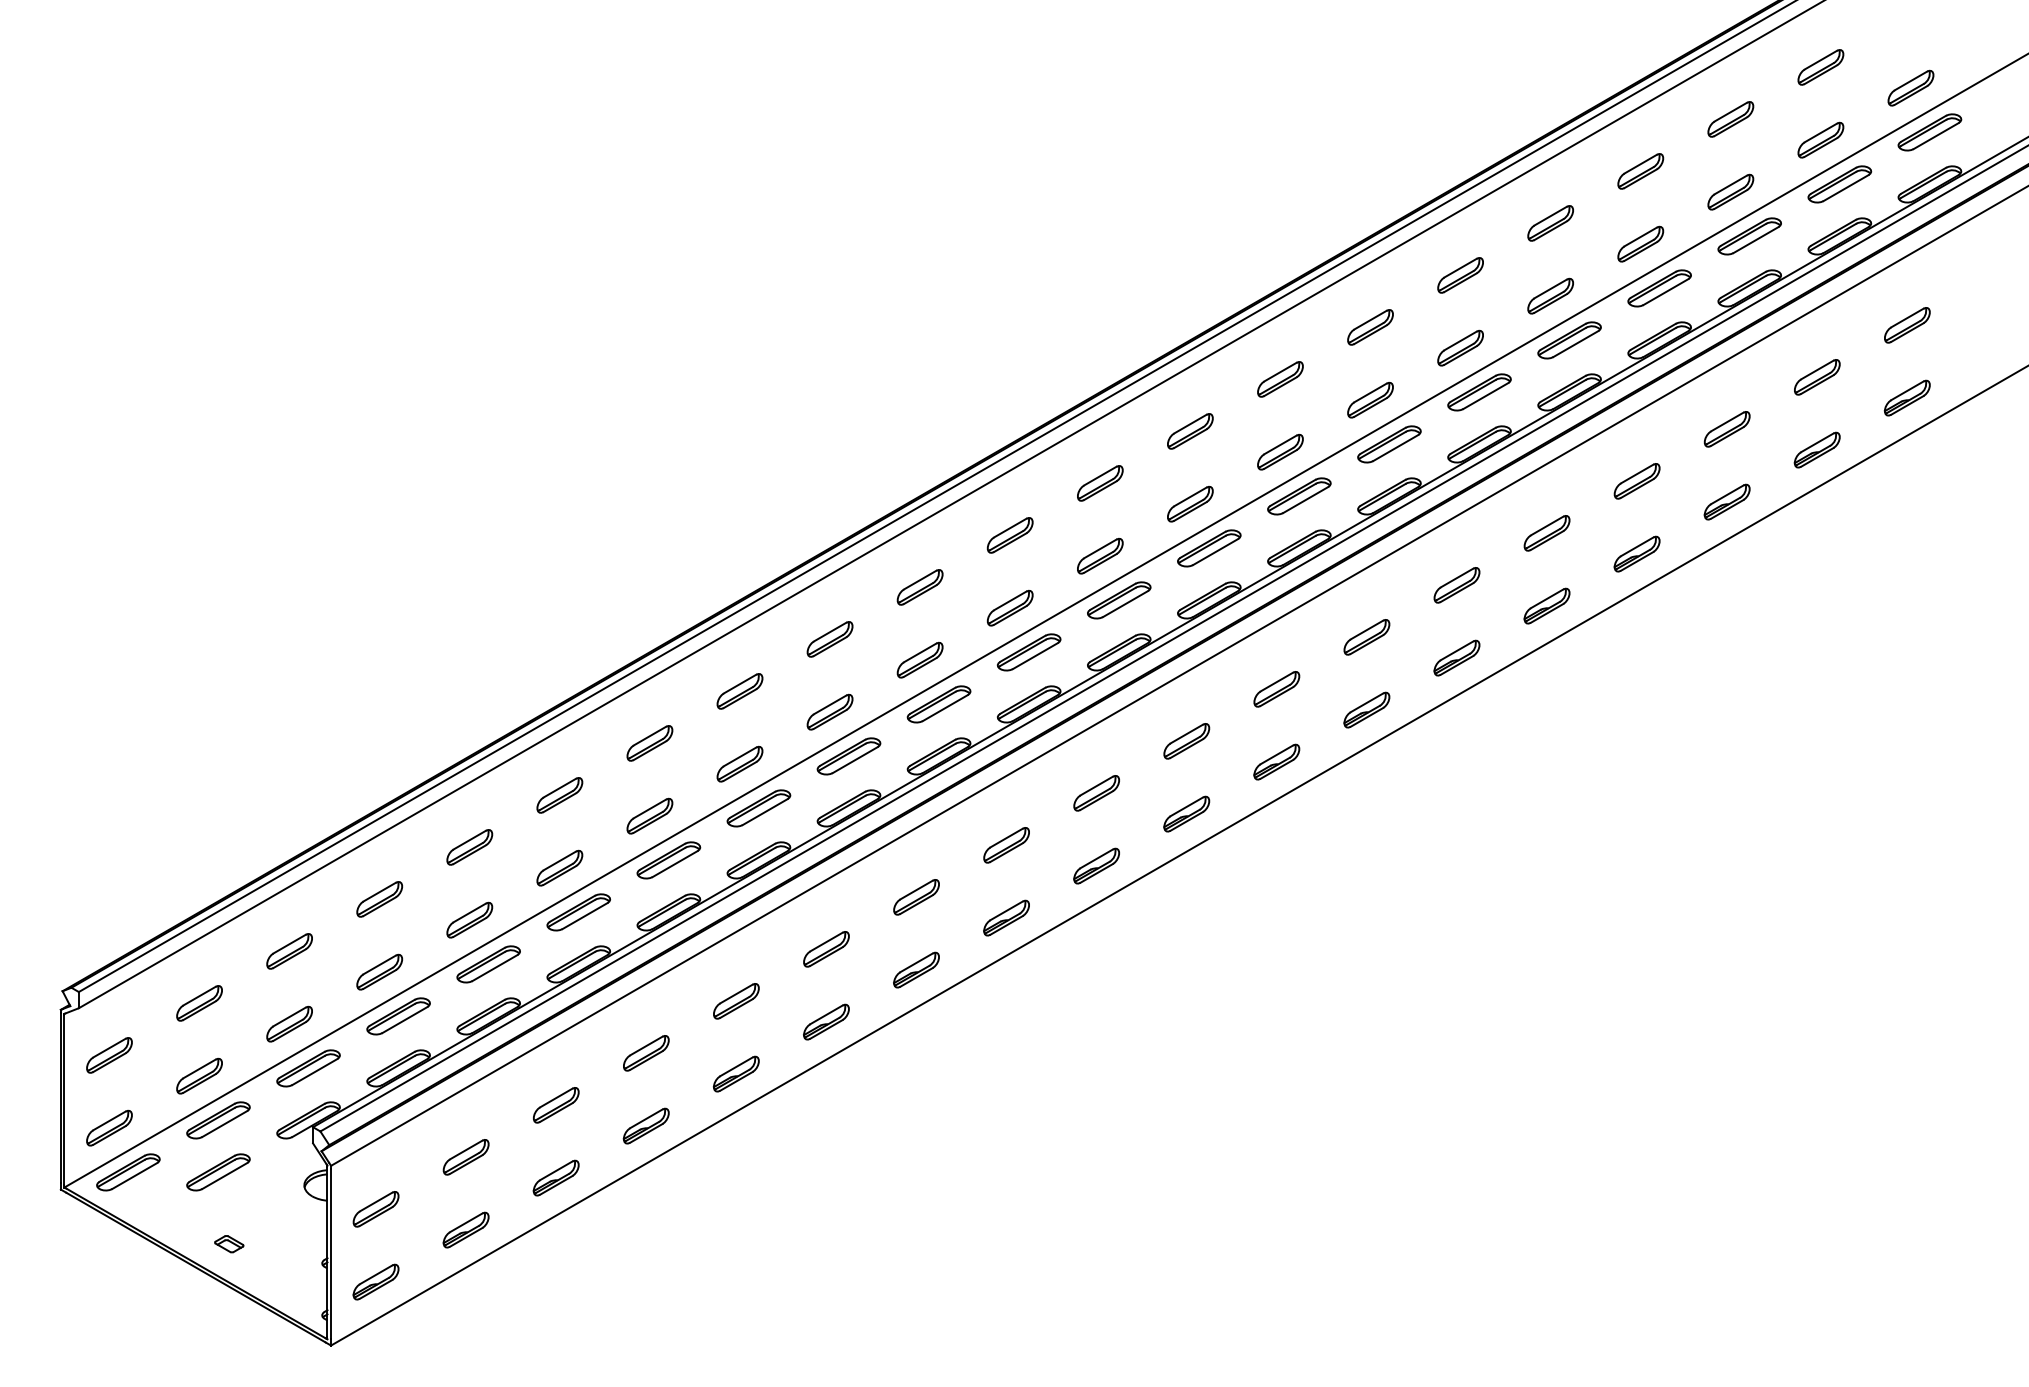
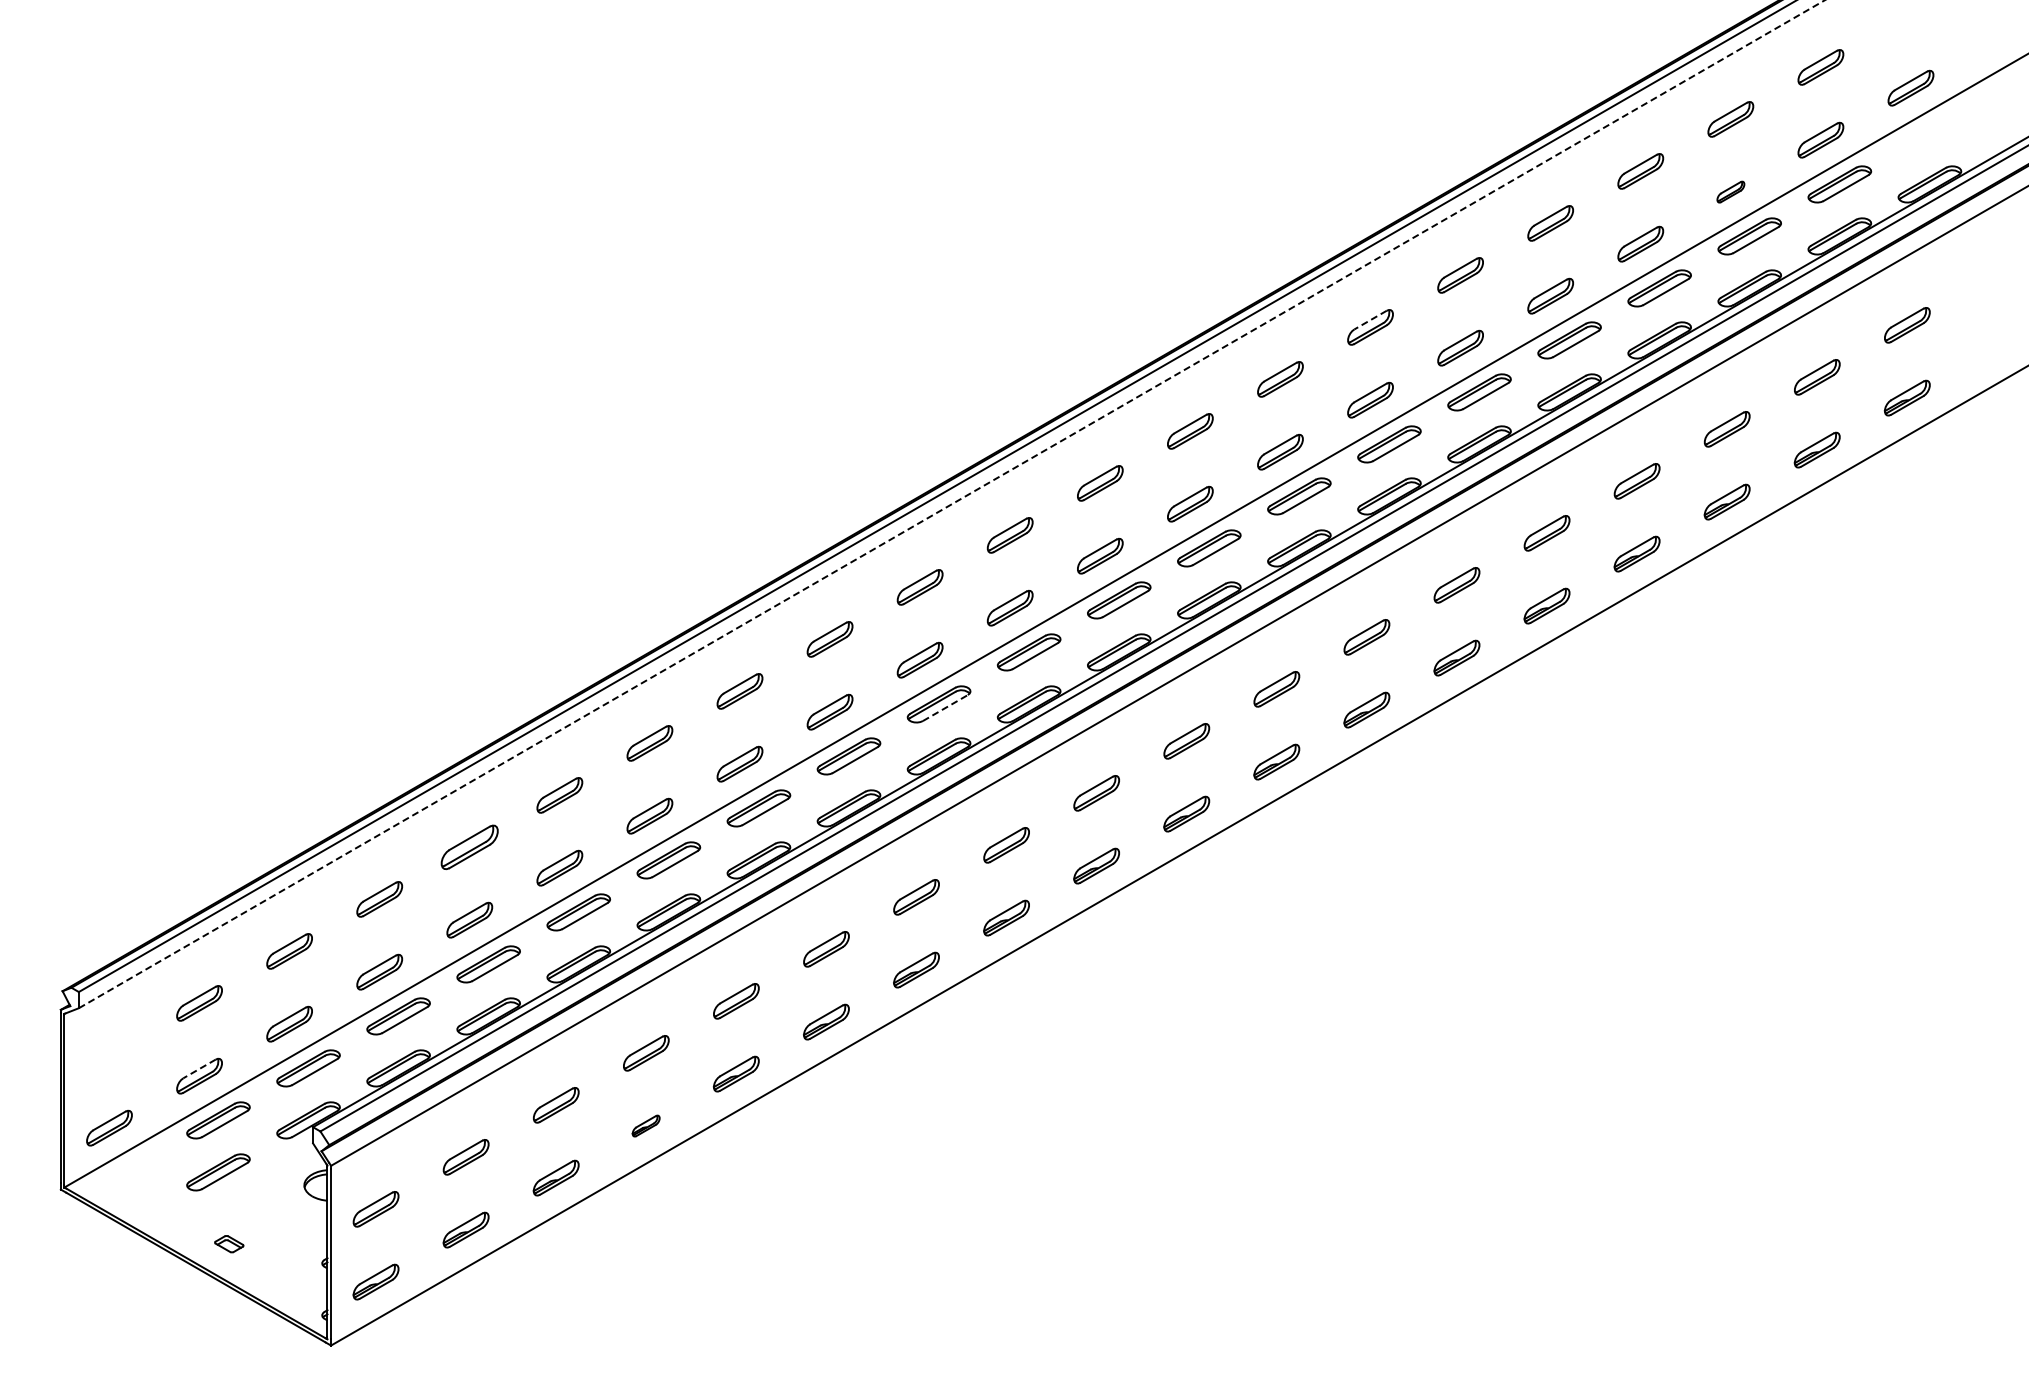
part: present -> none (1929, 132)
part size: 48x38 px -> 30x24 px (1730, 191)
line: solid -> dashed (1370, 320)
line: solid -> dashed (951, 504)
line: solid -> dashed (945, 708)
part size: 48x37 px -> 59x47 px (469, 847)
part: present -> none (109, 1055)
line: solid -> dashed (199, 1068)
part size: 48x38 px -> 30x24 px (645, 1125)
part: present -> none (128, 1172)
